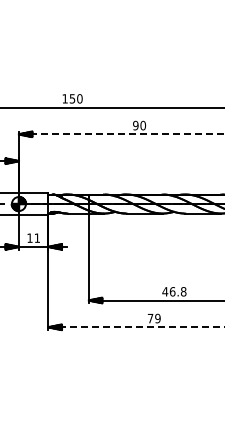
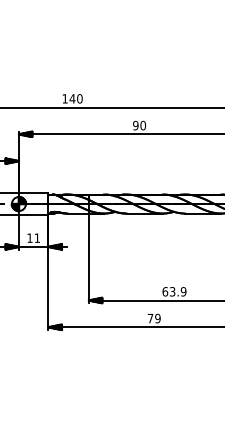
text: 150 -> 140 (72, 98)
line: dashed -> solid (121, 134)
text: 46.8 -> 63.9 (174, 291)
line: dashed -> solid (136, 327)
